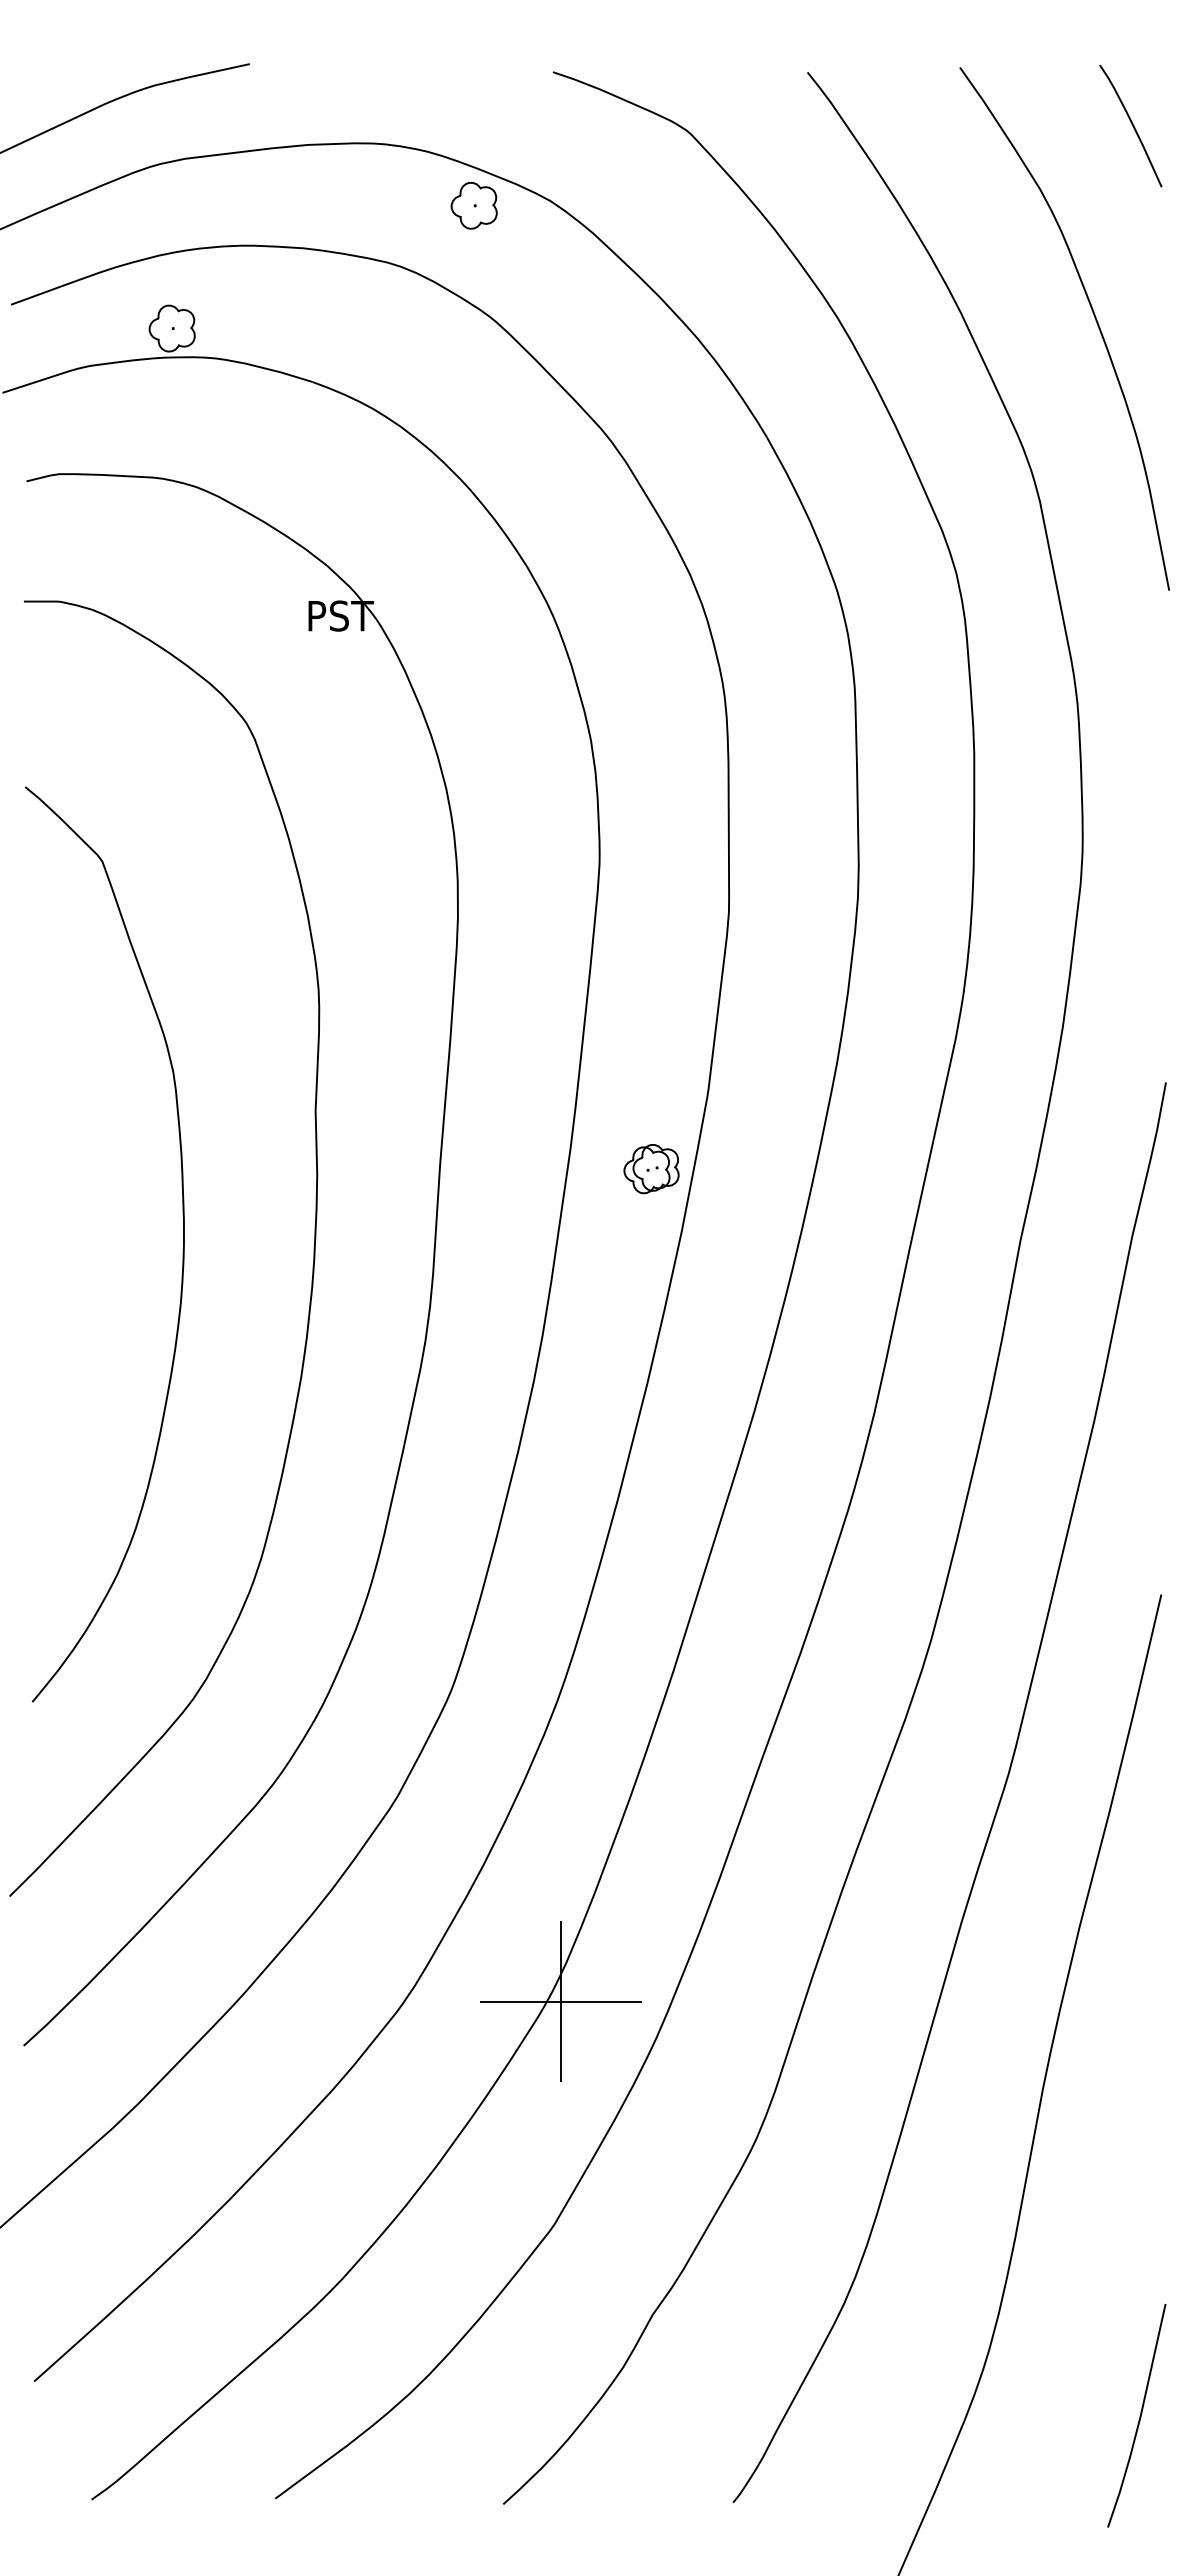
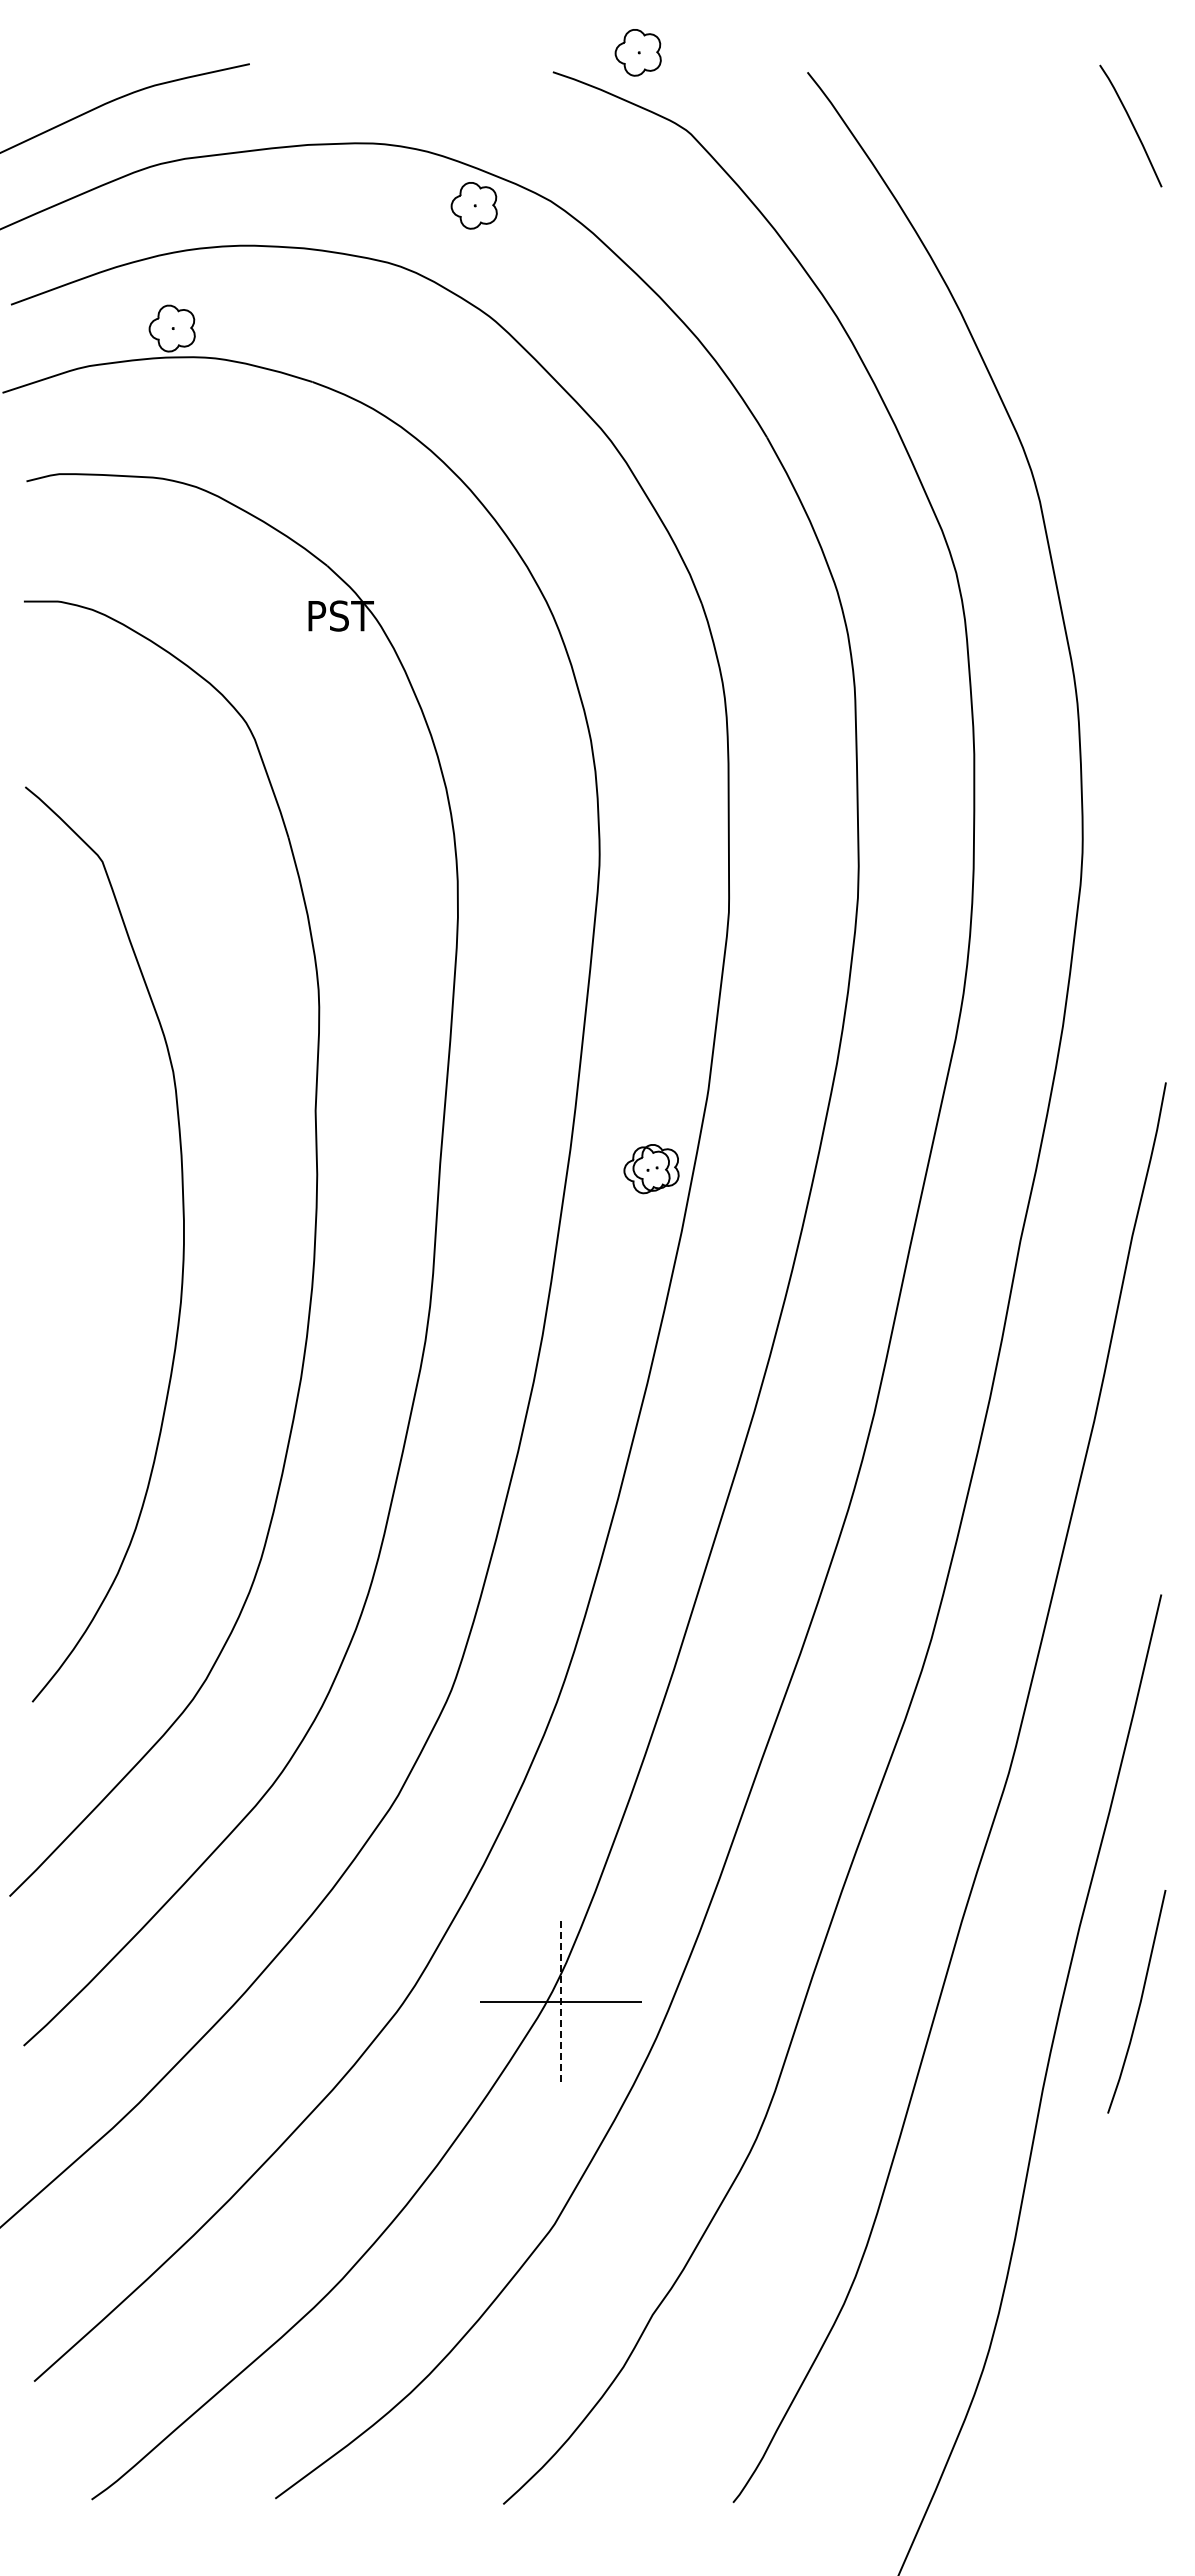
part: none -> present (637, 52)
curve: present -> none (1094, 318)
line: solid -> dashed (560, 2001)
line position: (1139, 2415) -> (1139, 2001) (1139, 2001)
